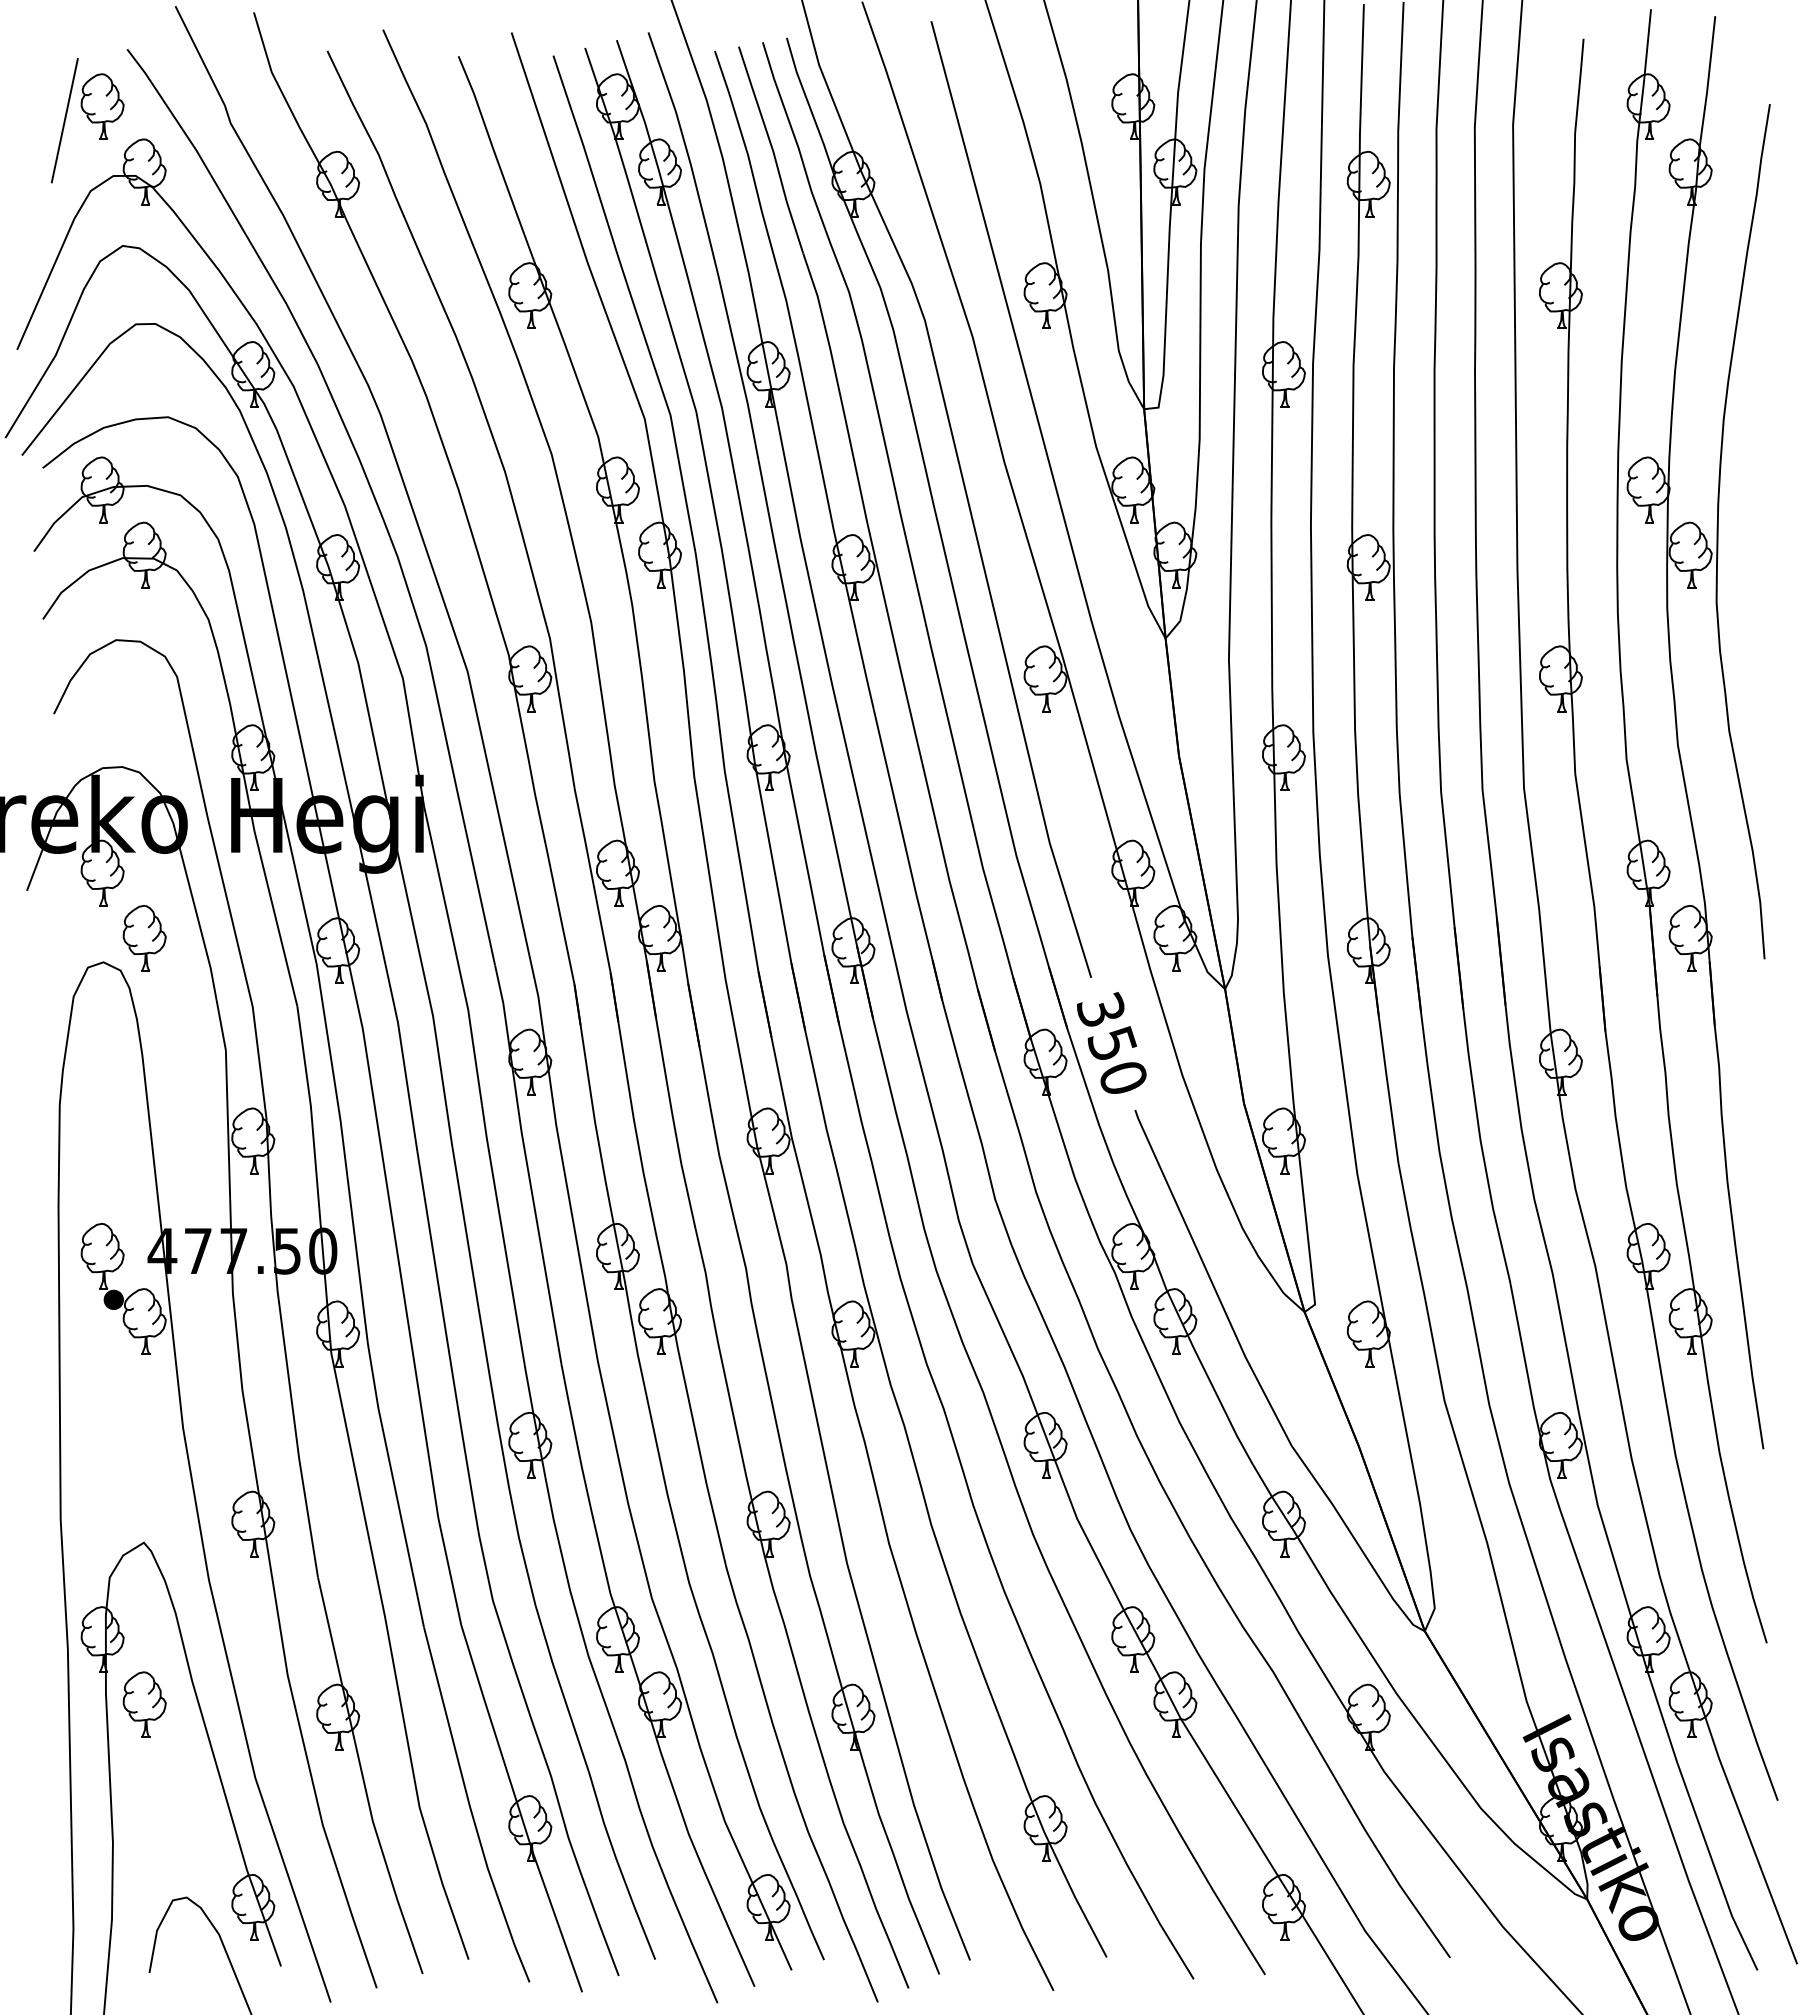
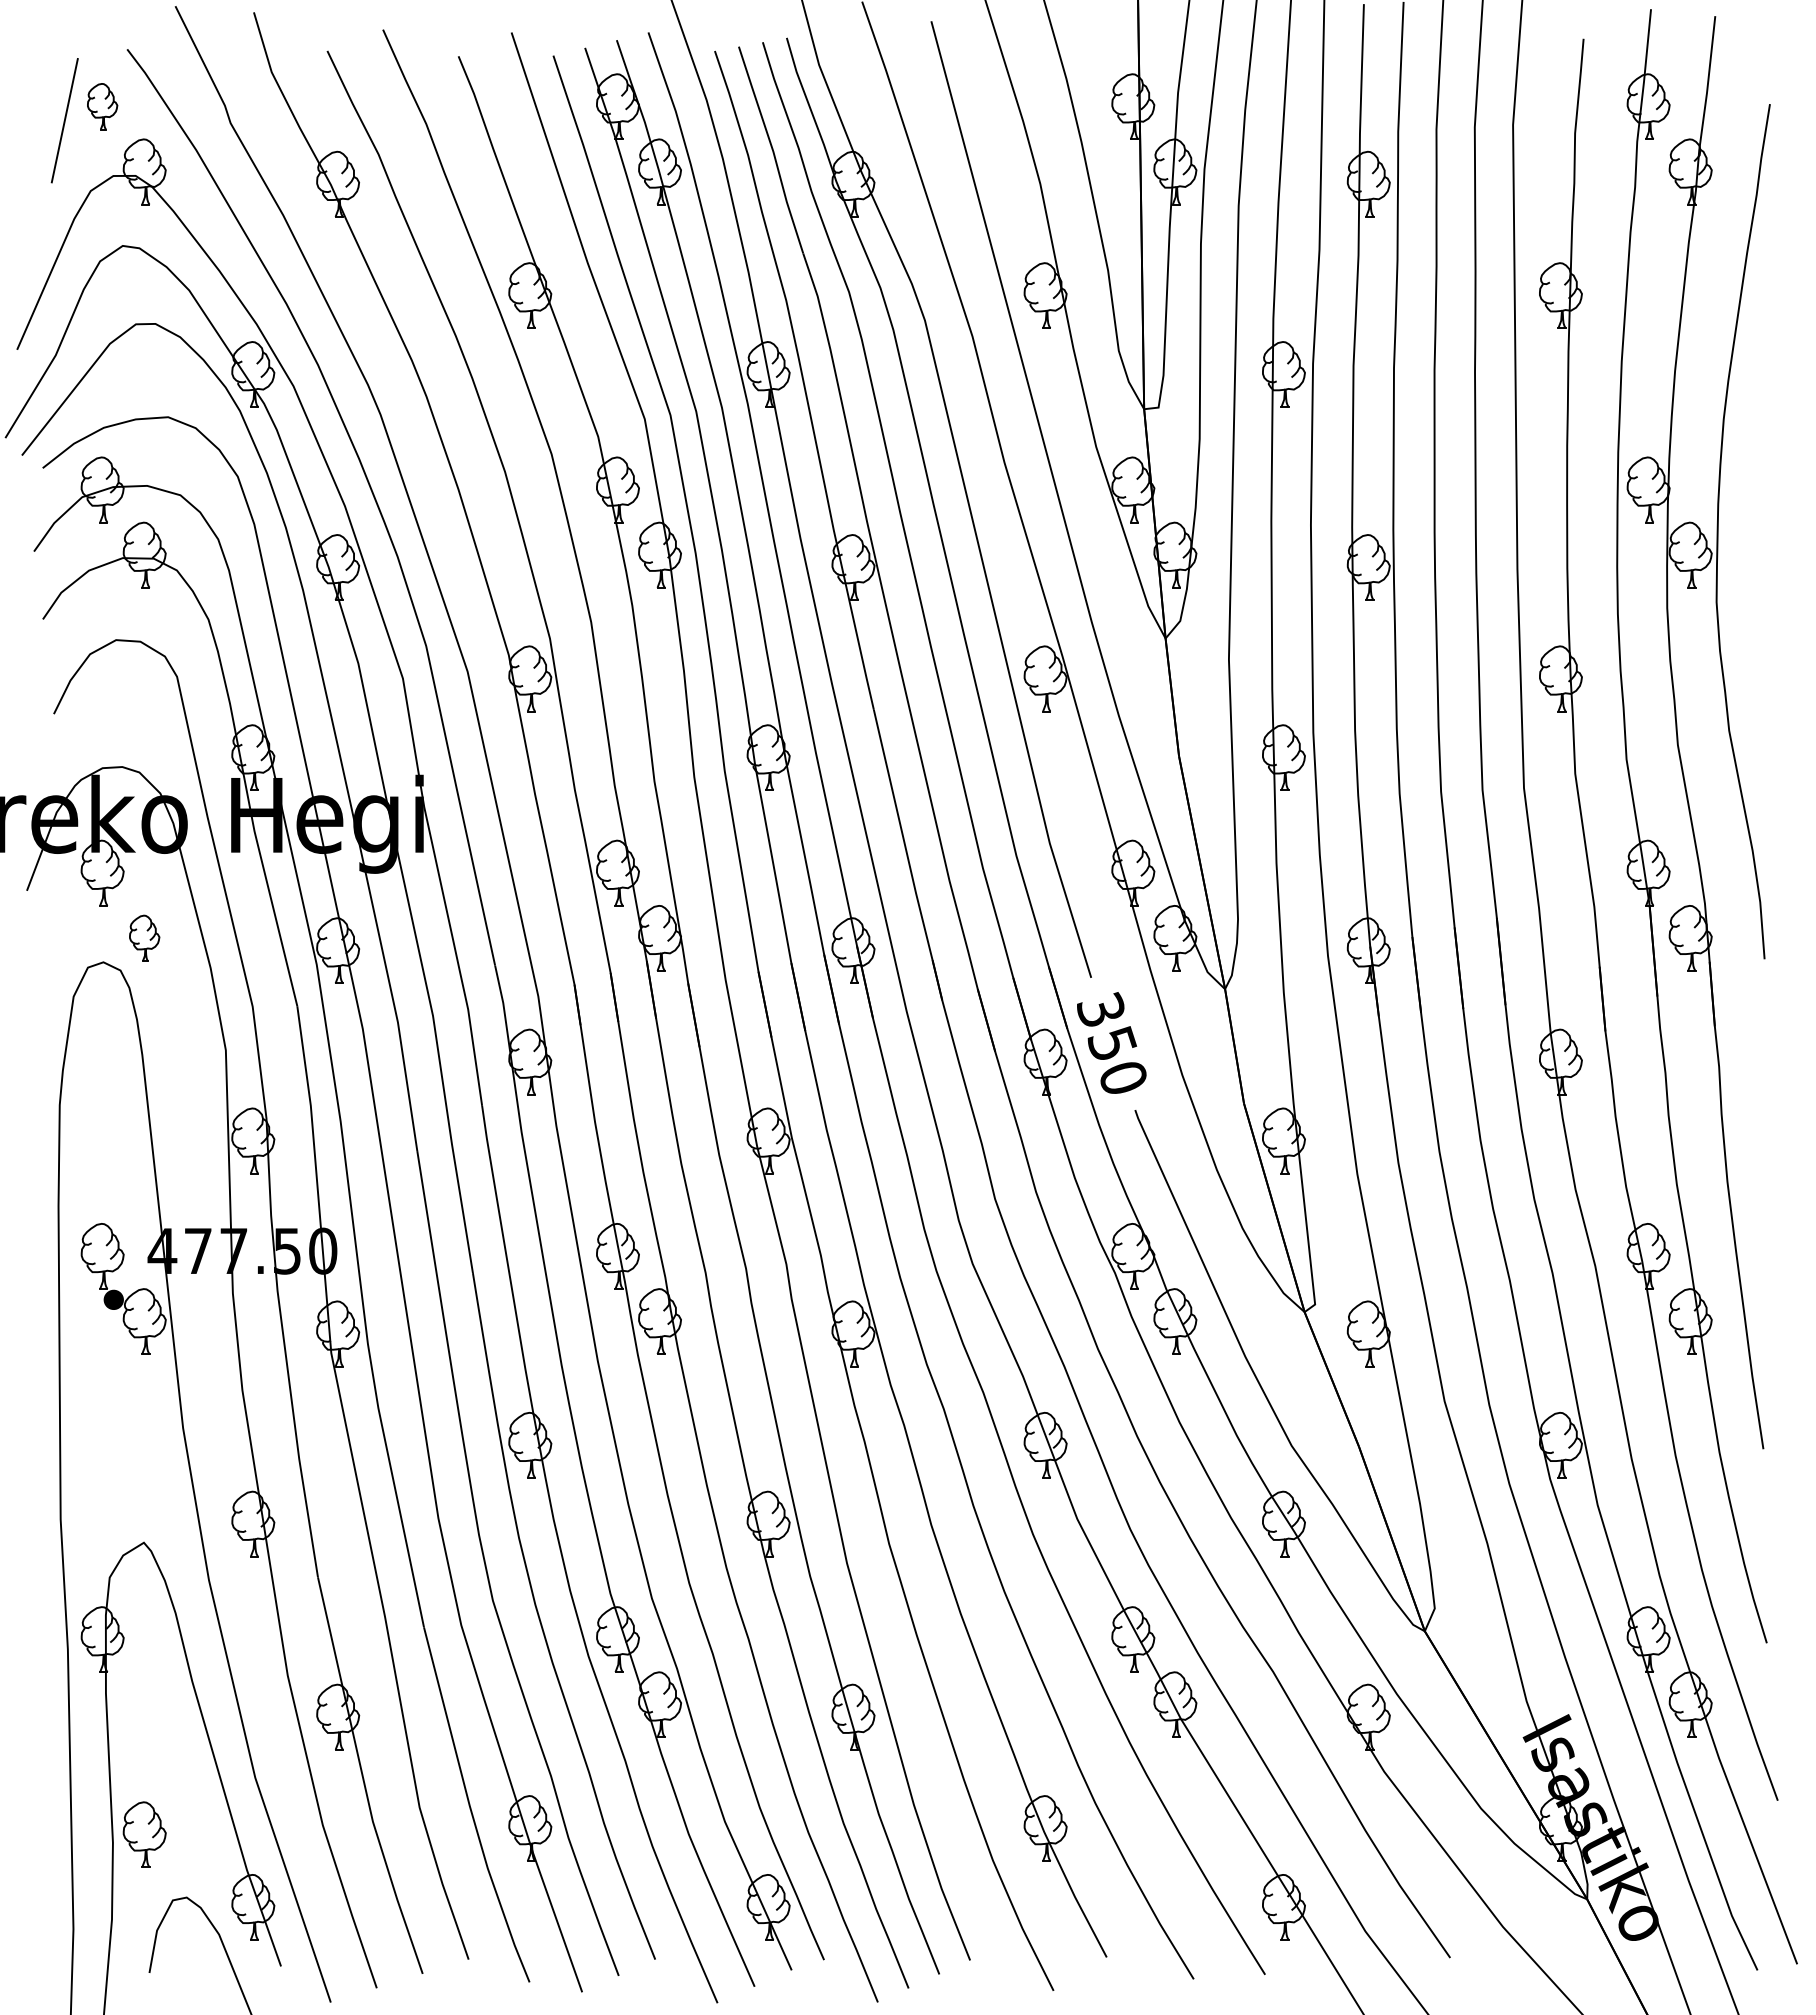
part size: 45x67 px -> 32x48 px (102, 106)
part size: 45x67 px -> 32x48 px (144, 937)
part position: (144, 1704) -> (144, 1834) (144, 1834)
